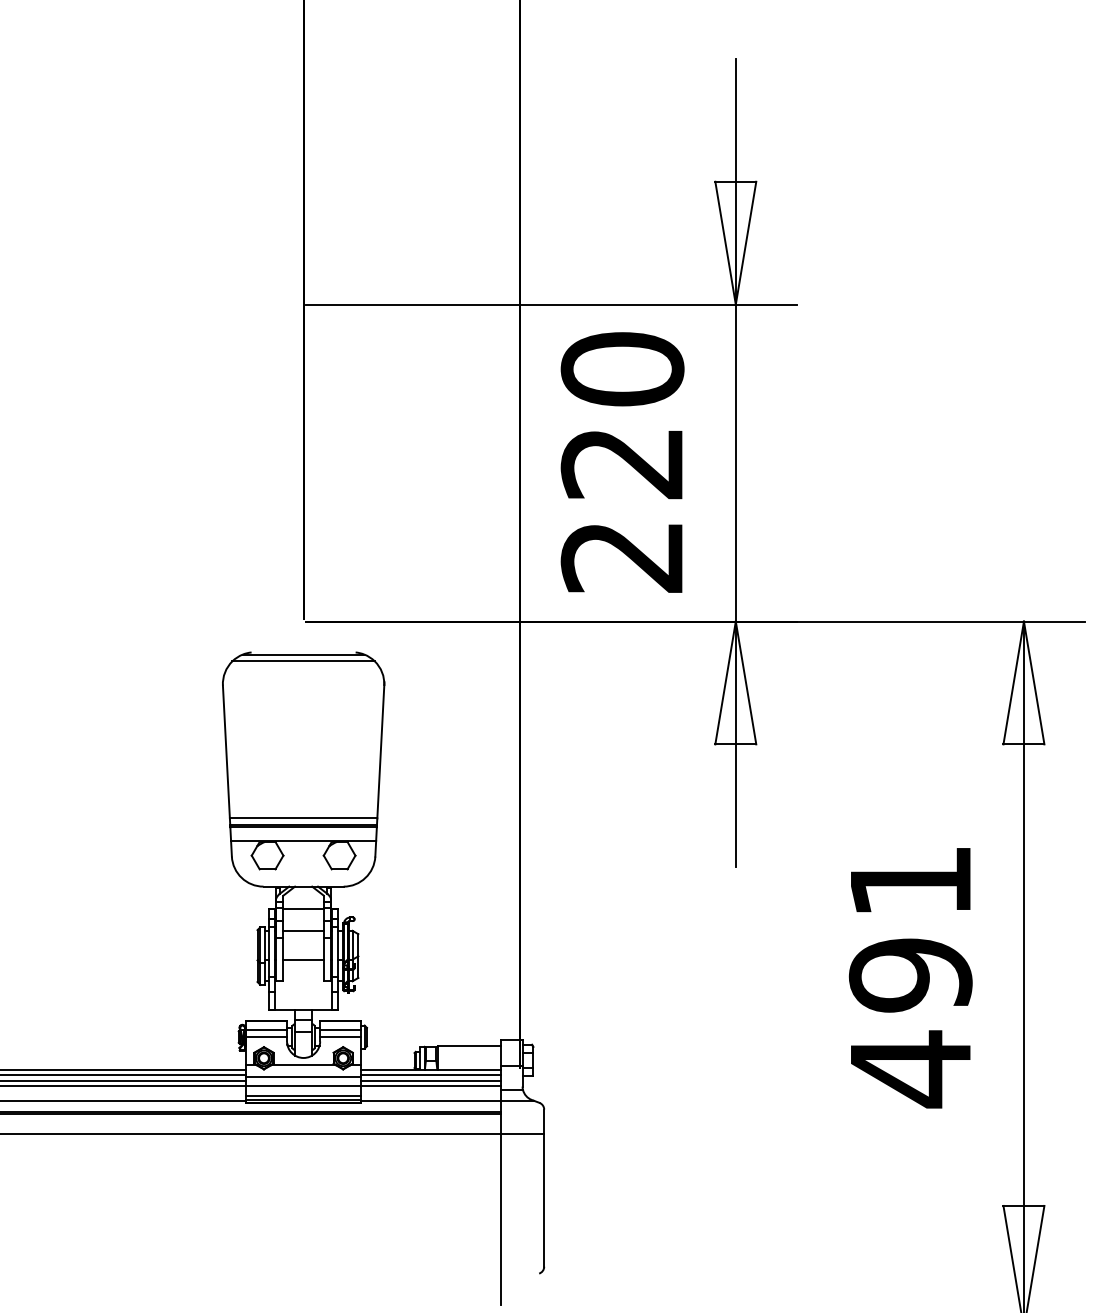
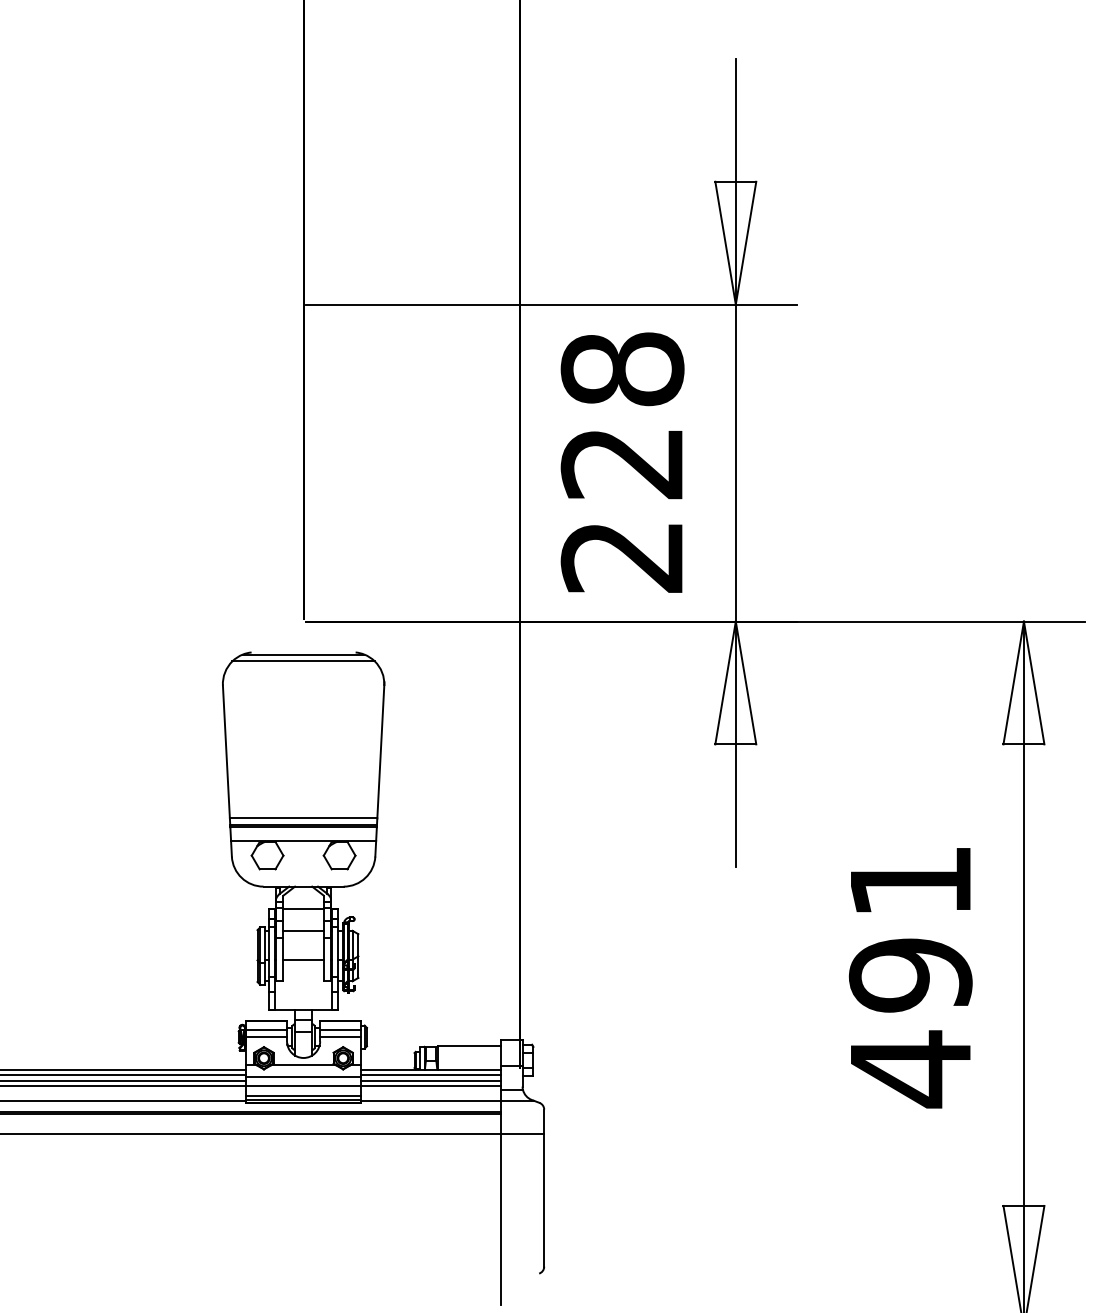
text: 220 -> 228 (622, 369)
